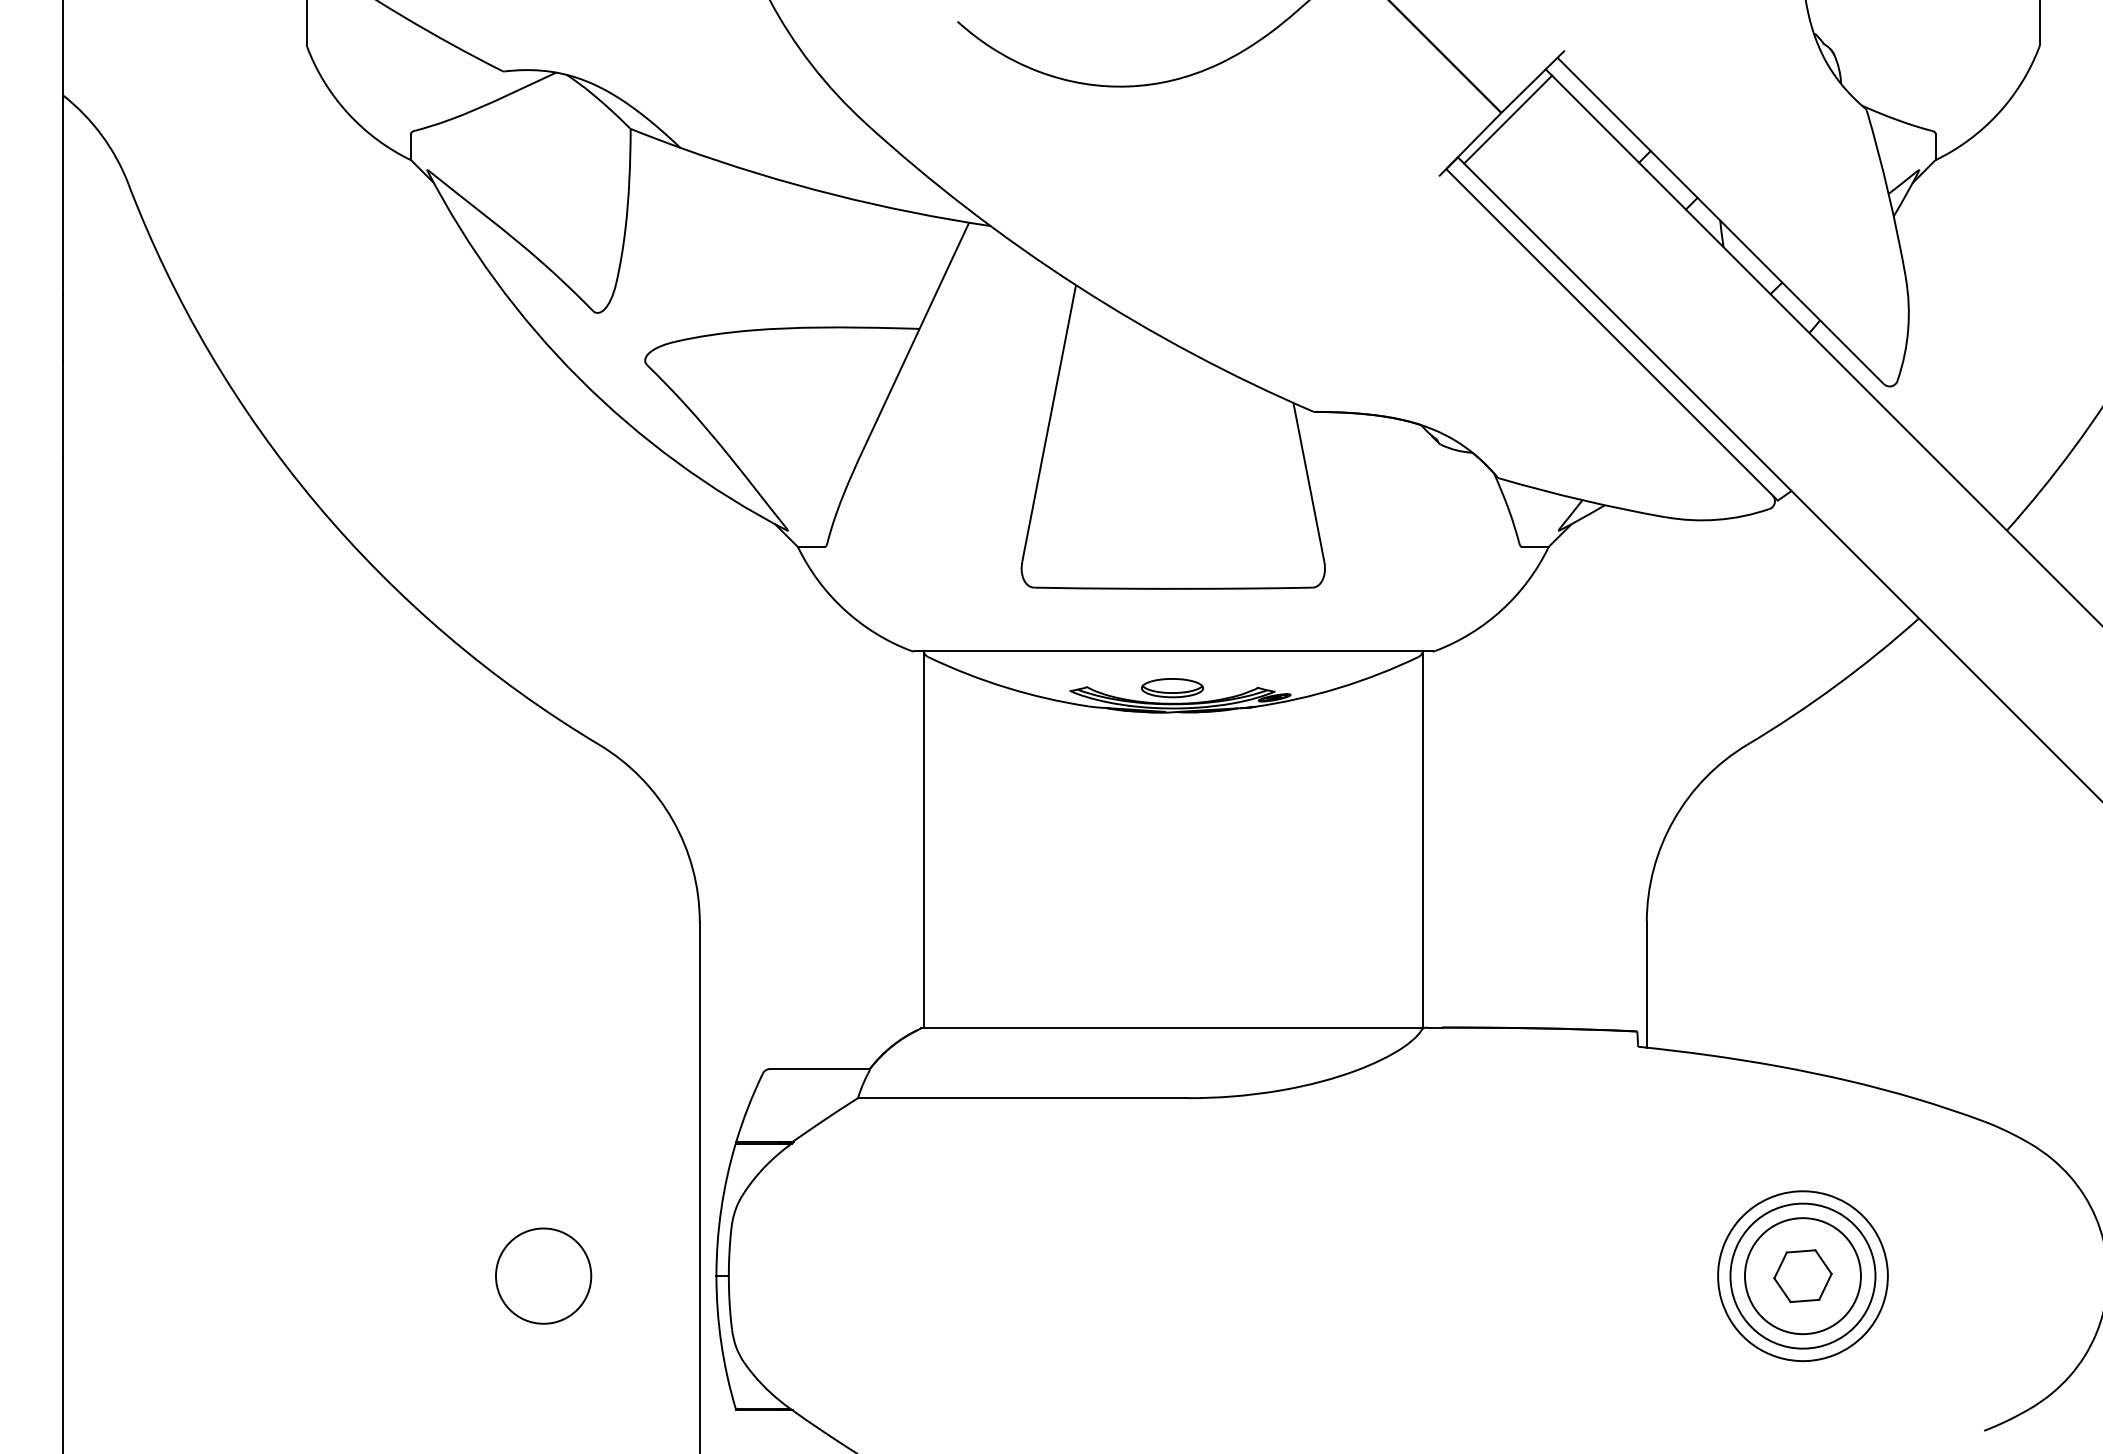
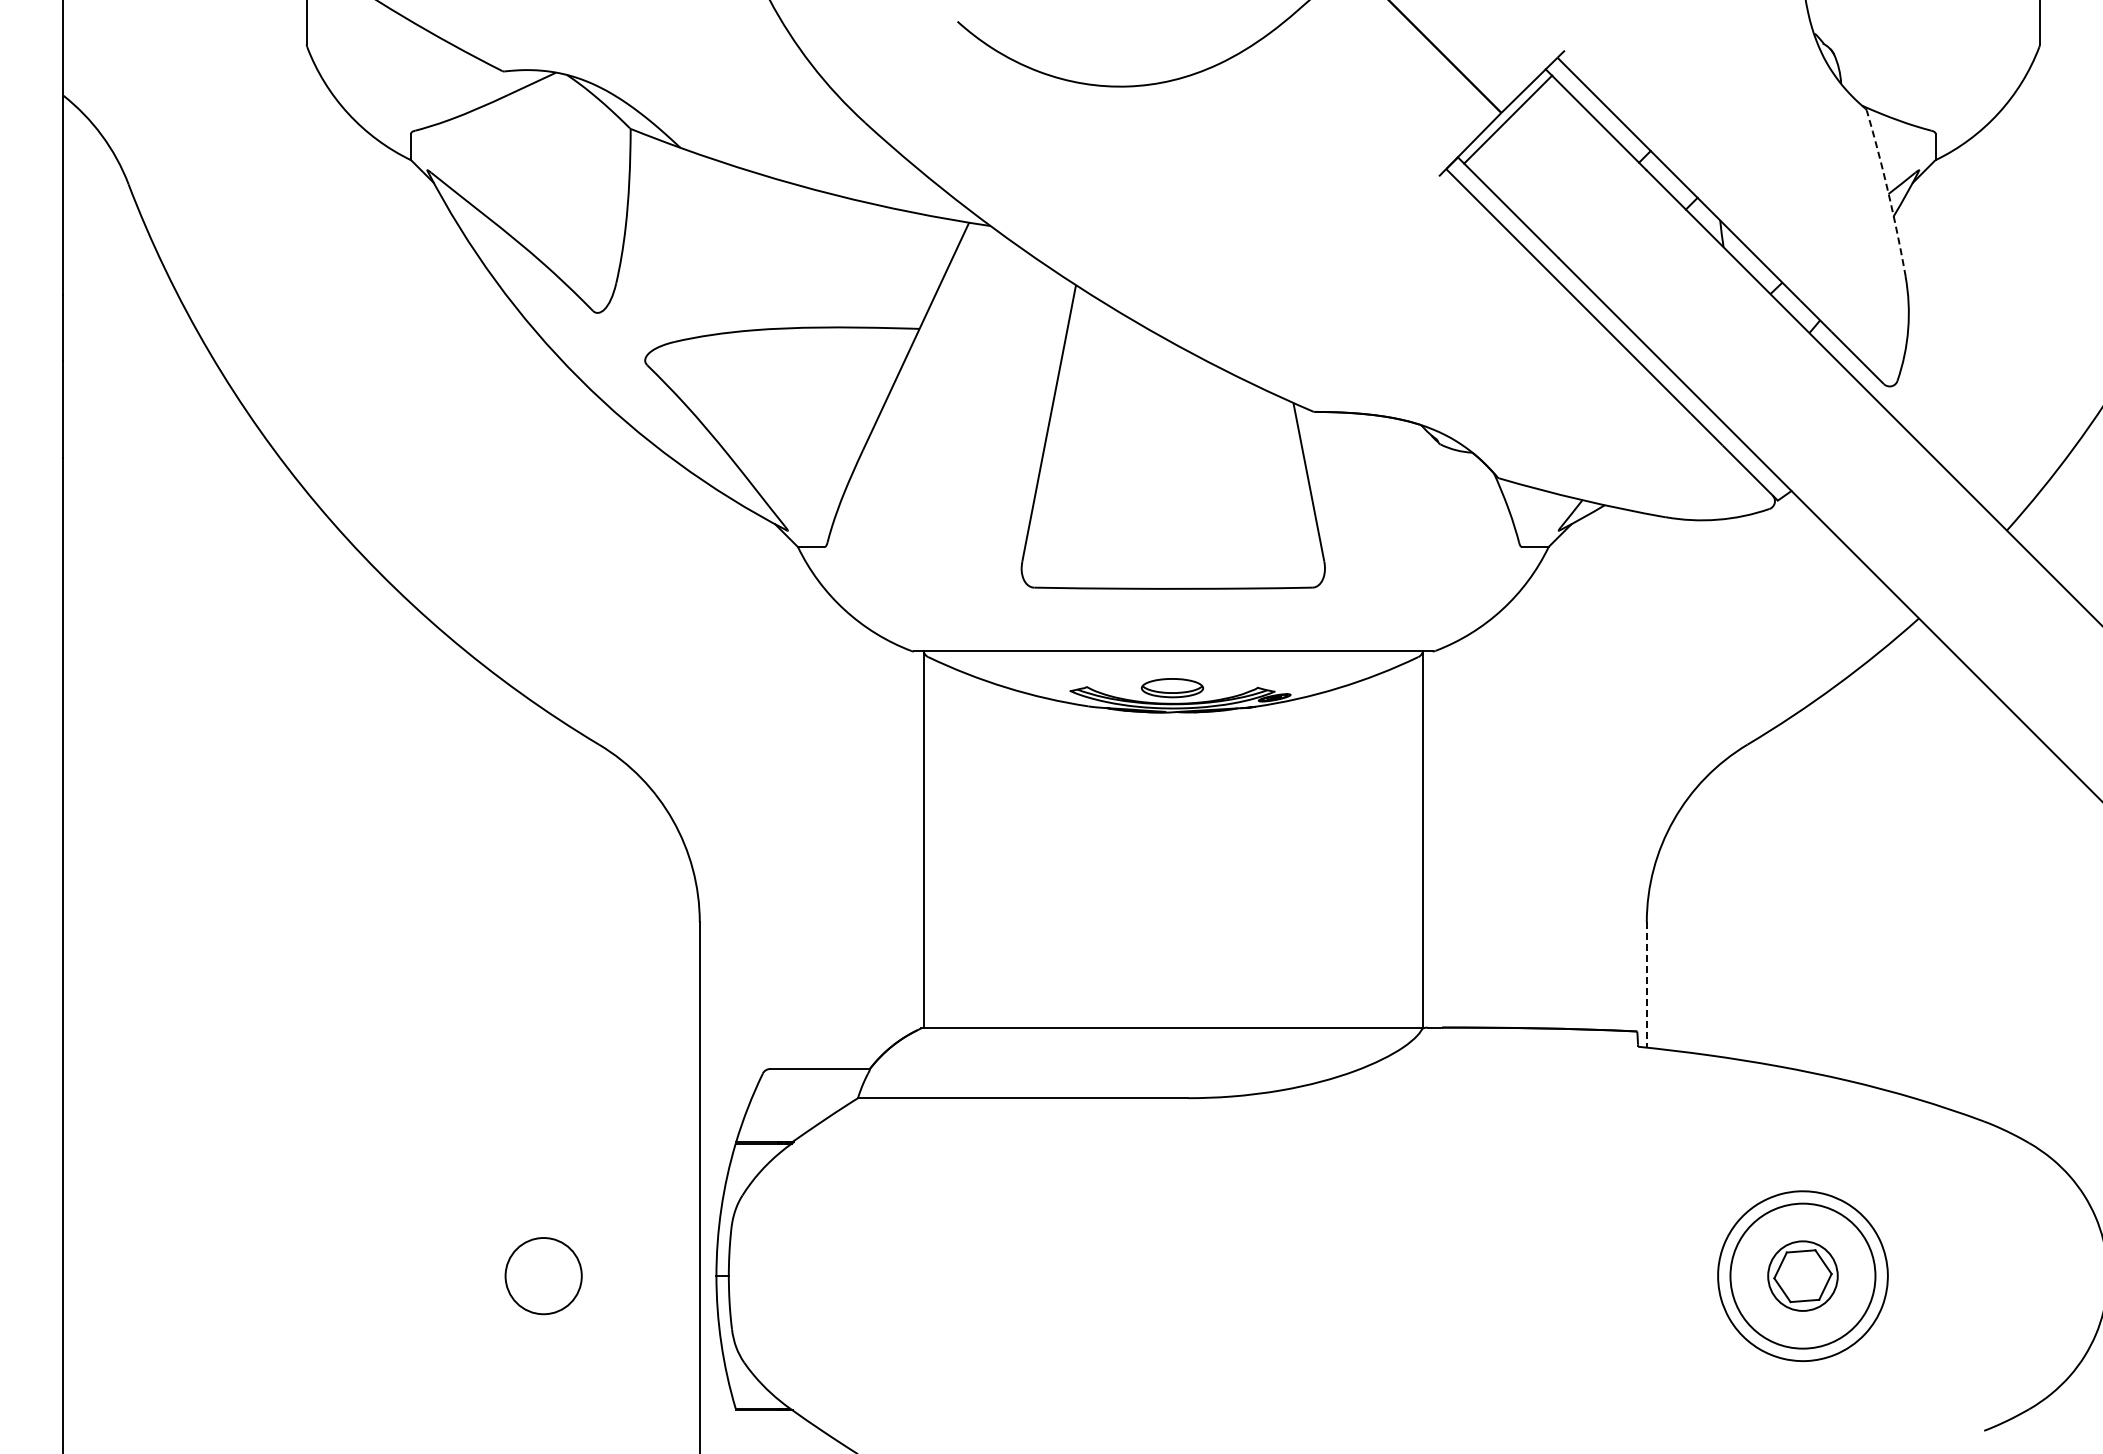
arc: solid -> dashed (1888, 193)
line: solid -> dashed (1646, 985)
circle size: 98x98 px -> 79x79 px (543, 1276)
circle diameter: 116 px -> 70 px (1802, 1275)
